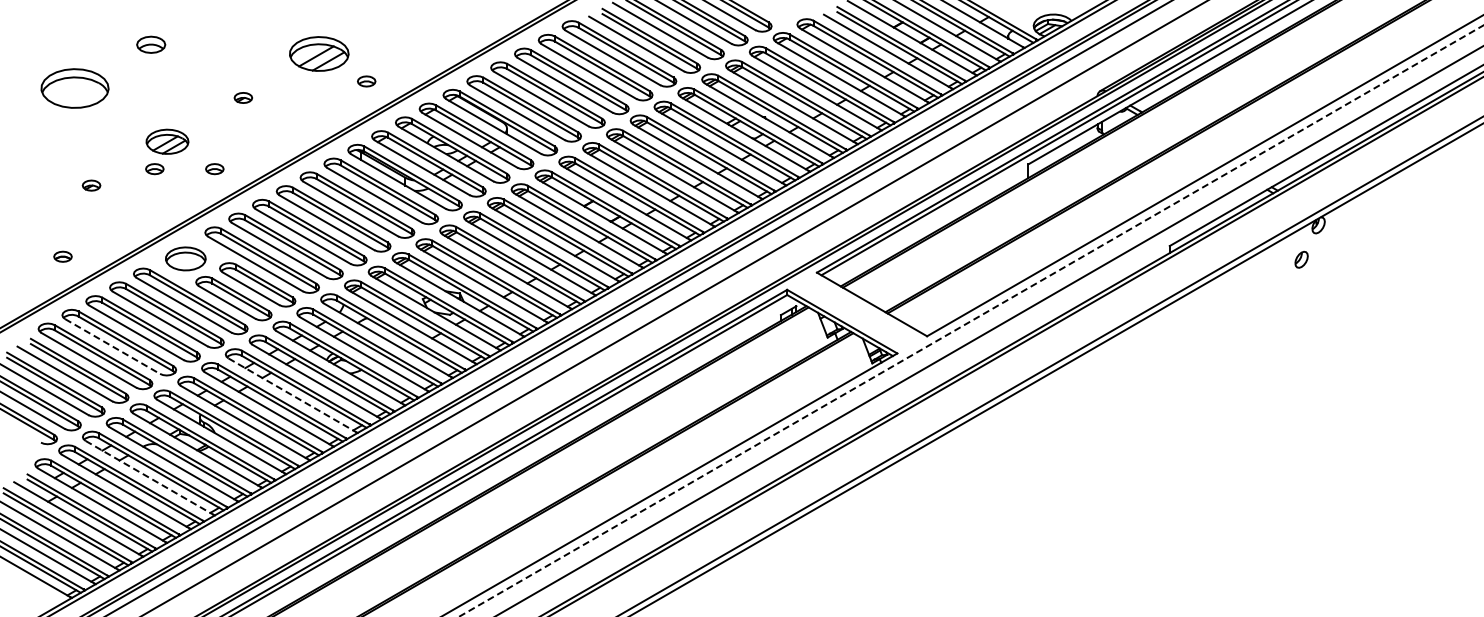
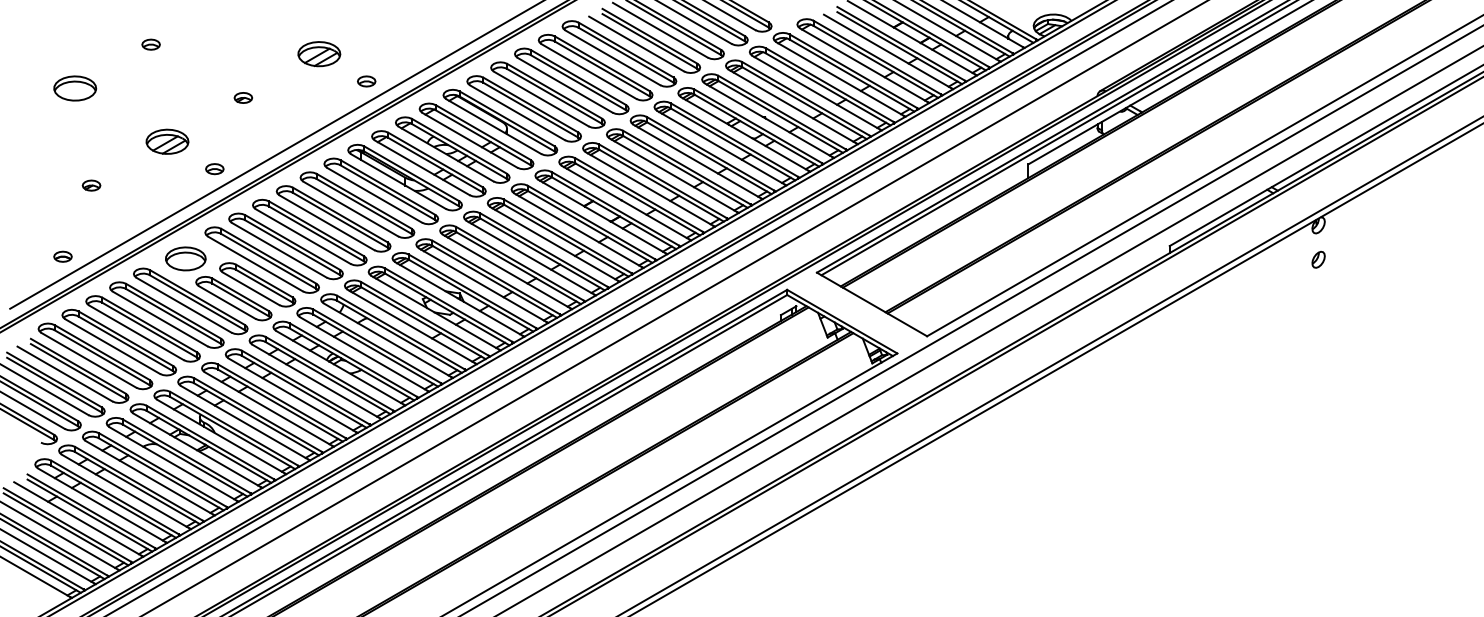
part size: 31x19 px -> 20x13 px (150, 44)
part size: 61x36 px -> 45x27 px (319, 54)
part size: 70x41 px -> 45x27 px (75, 88)
line: none -> present (275, 155)
part: present -> none (154, 169)
part position: (1301, 259) -> (1318, 259) (1318, 259)
line: dashed -> solid (971, 321)
line: dashed -> solid (112, 346)
line: dashed -> solid (292, 395)
line: dashed -> solid (149, 477)
